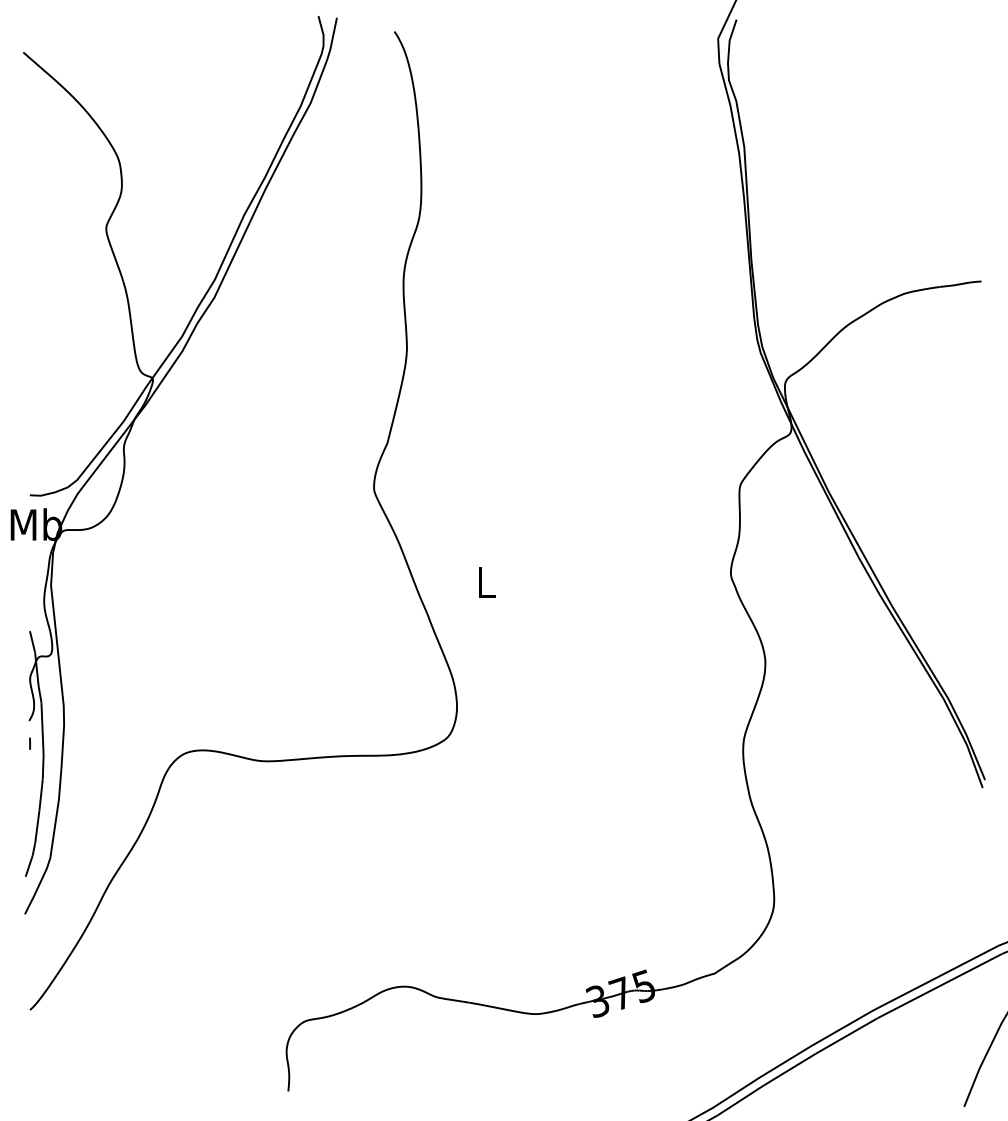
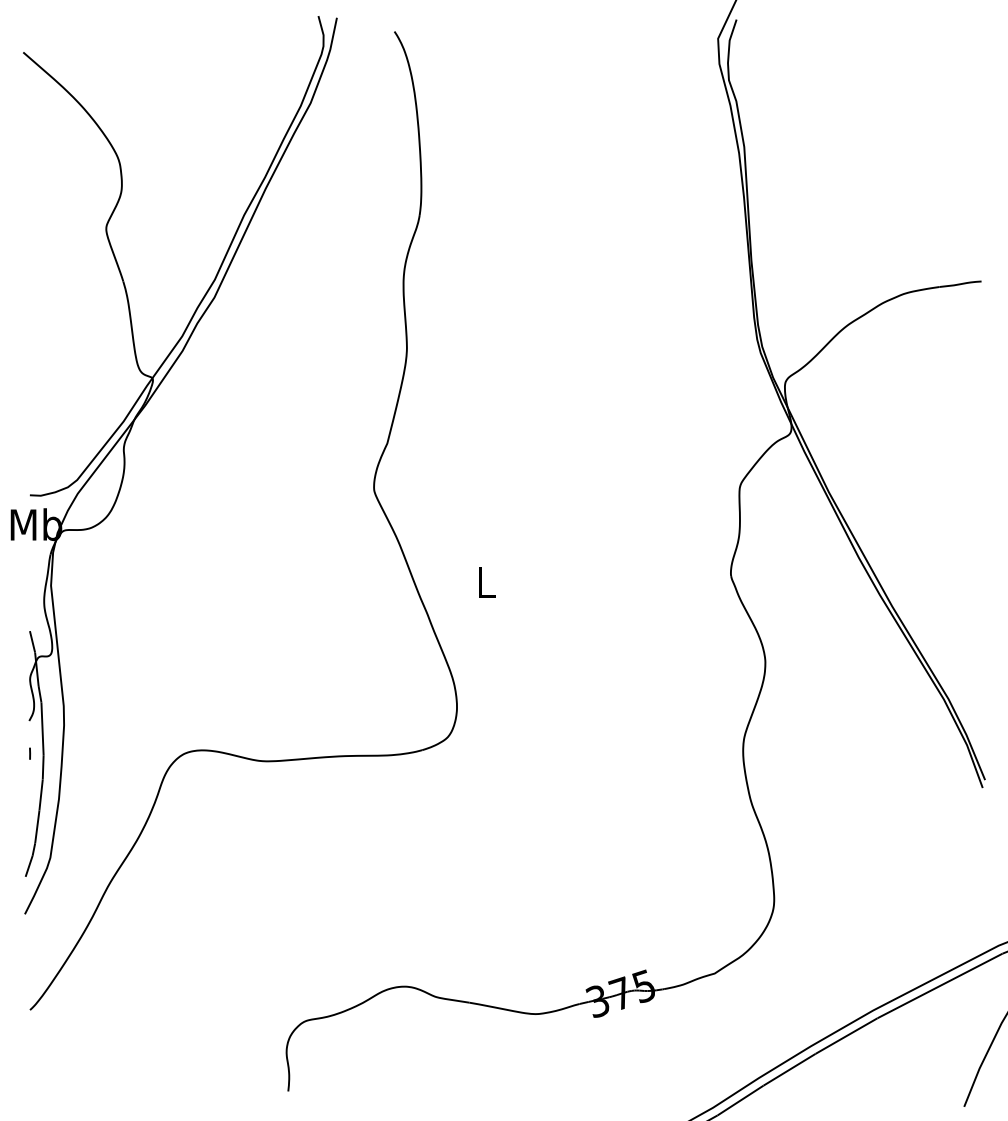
line position: (30, 743) -> (30, 753) (30, 753)
